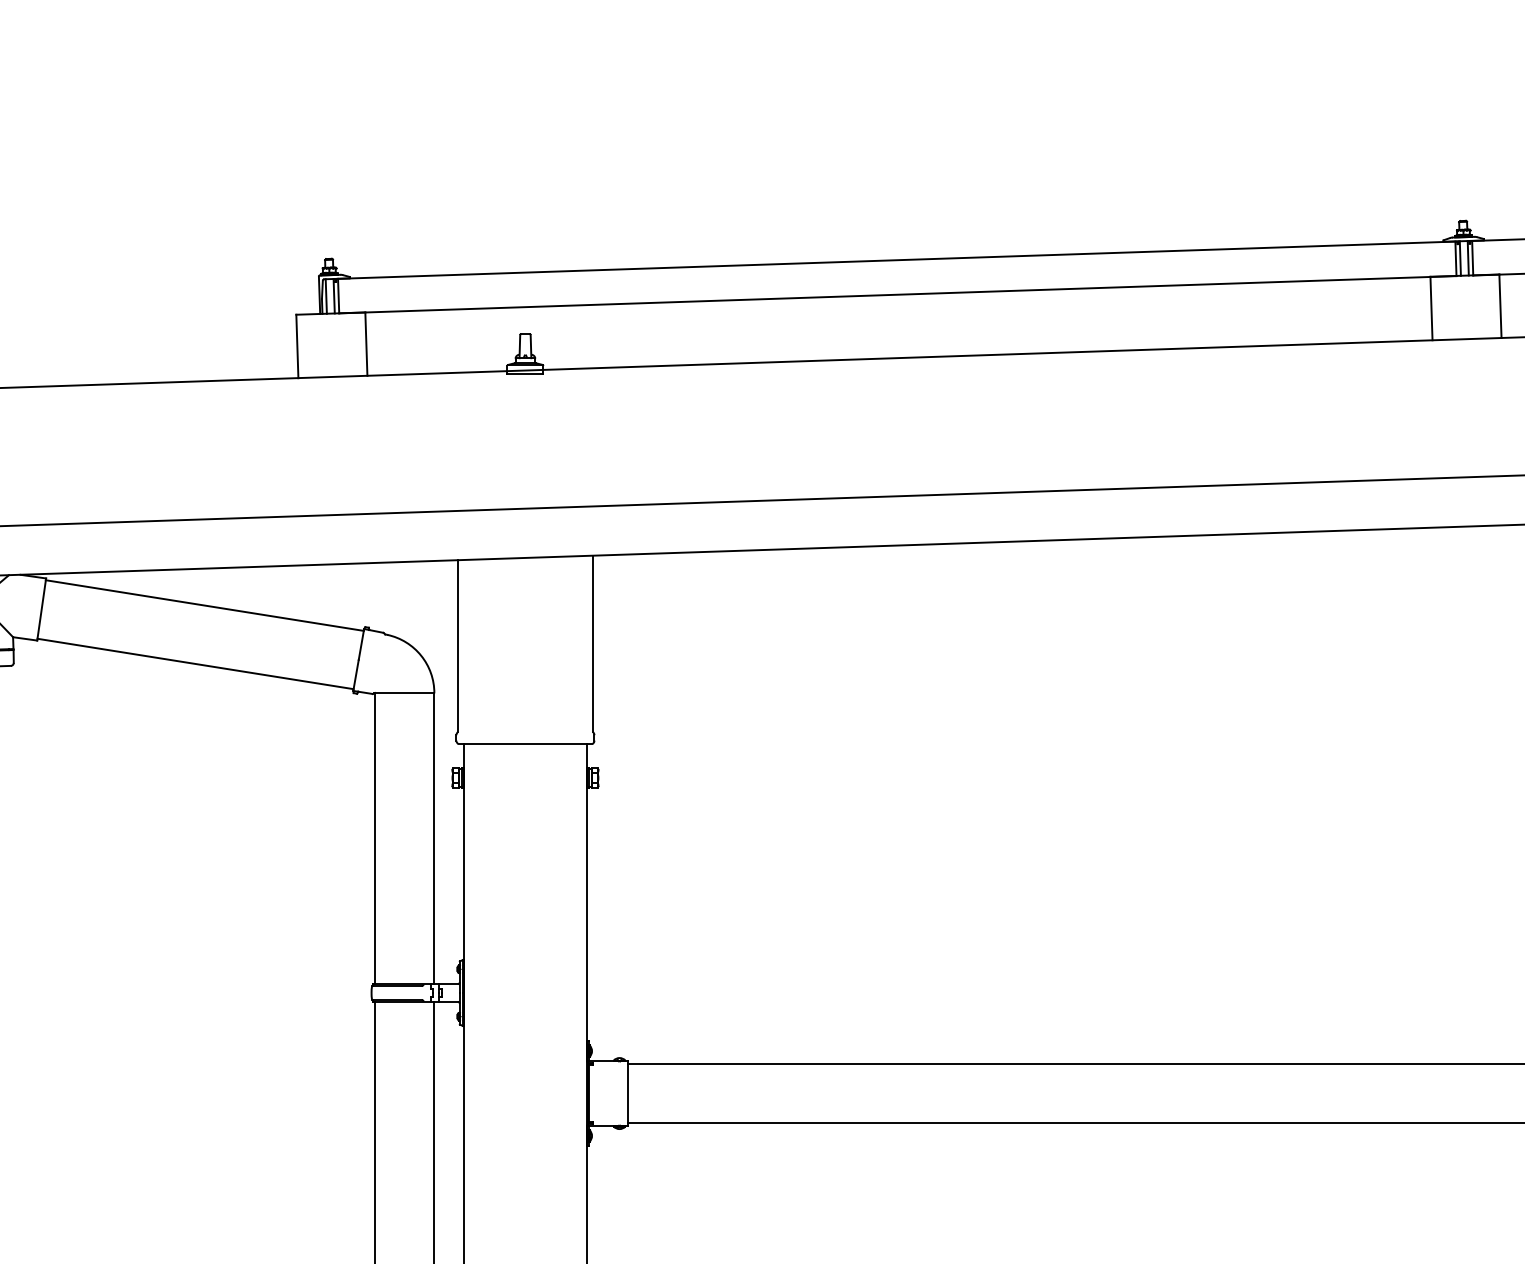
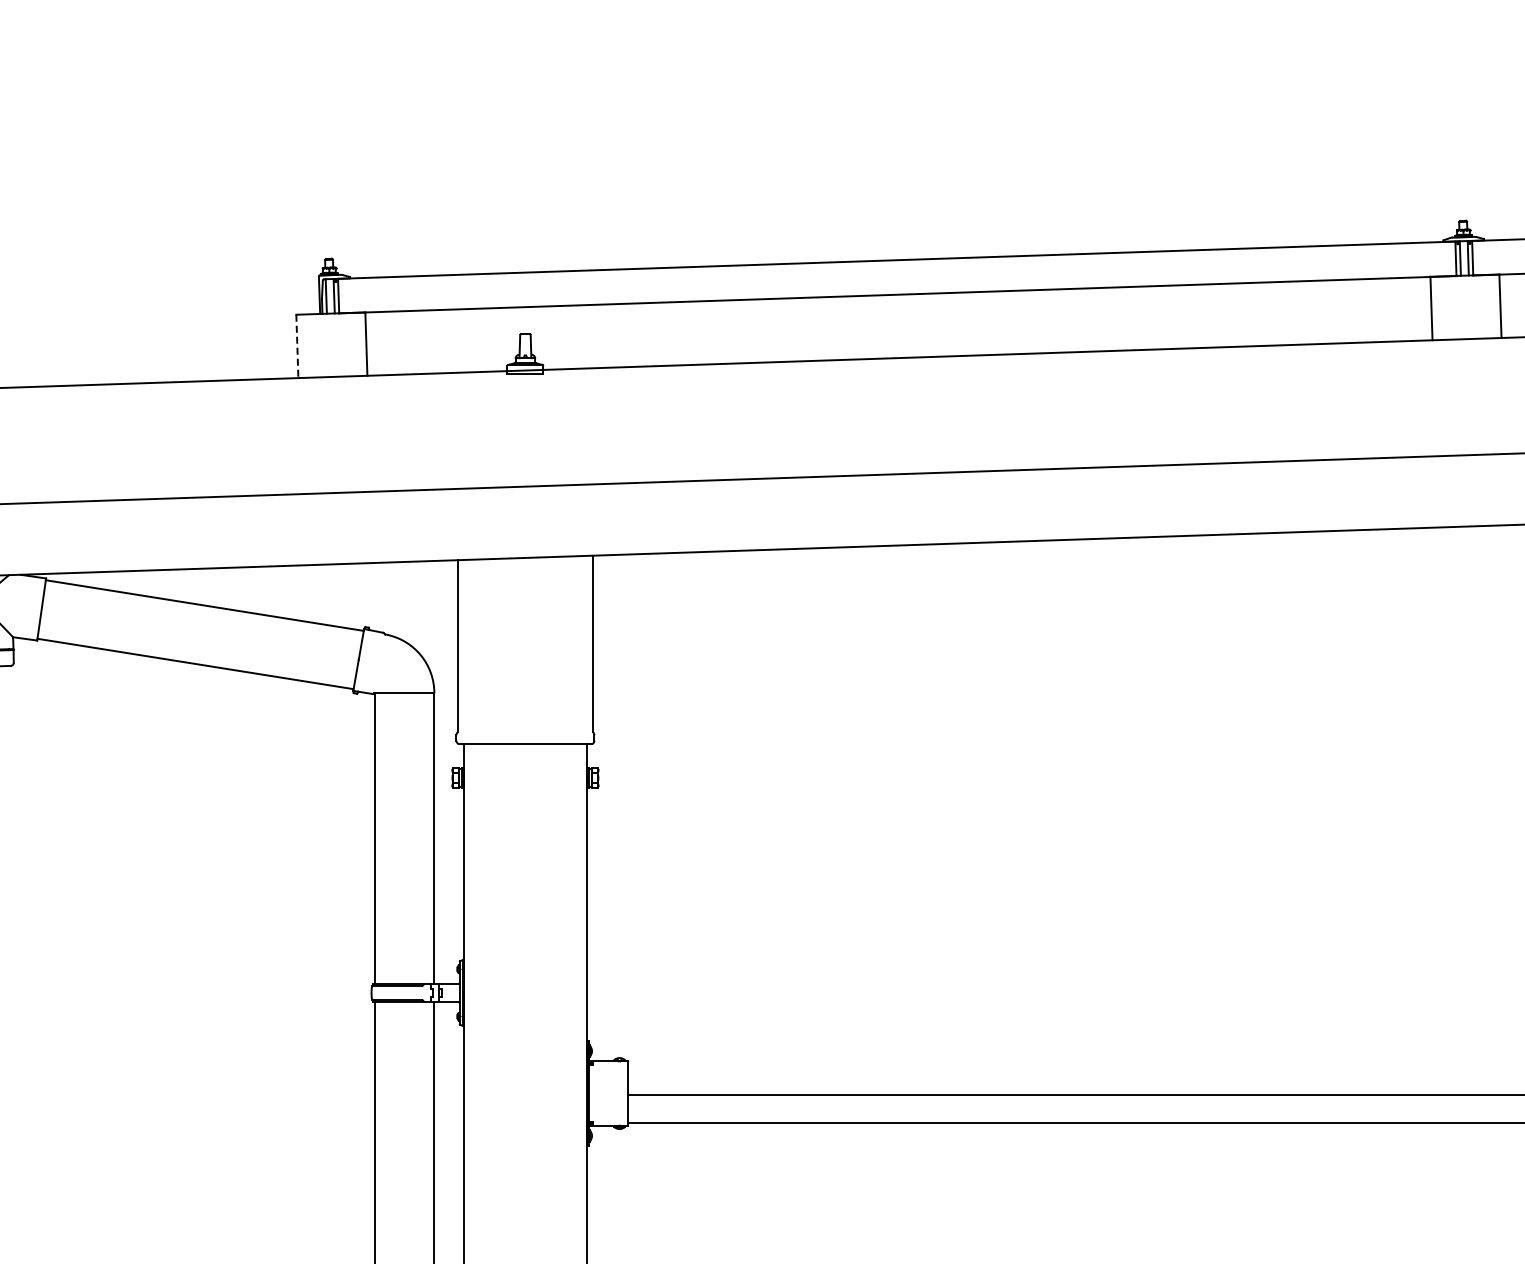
line: solid -> dashed (297, 346)
line position: (761, 500) -> (761, 478) (761, 478)
line position: (1074, 1063) -> (1074, 1094) (1074, 1094)
